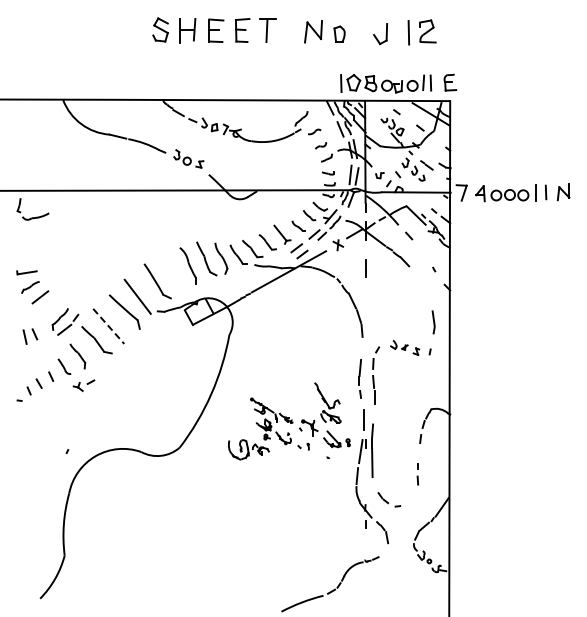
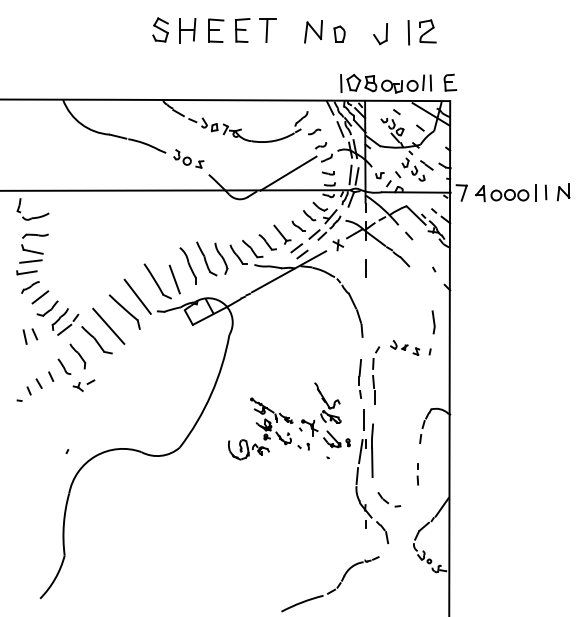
line: none -> present (288, 173)
part: none -> present (33, 248)
line: none -> present (174, 279)
part: none -> present (47, 308)
line: dashed -> solid (109, 326)
